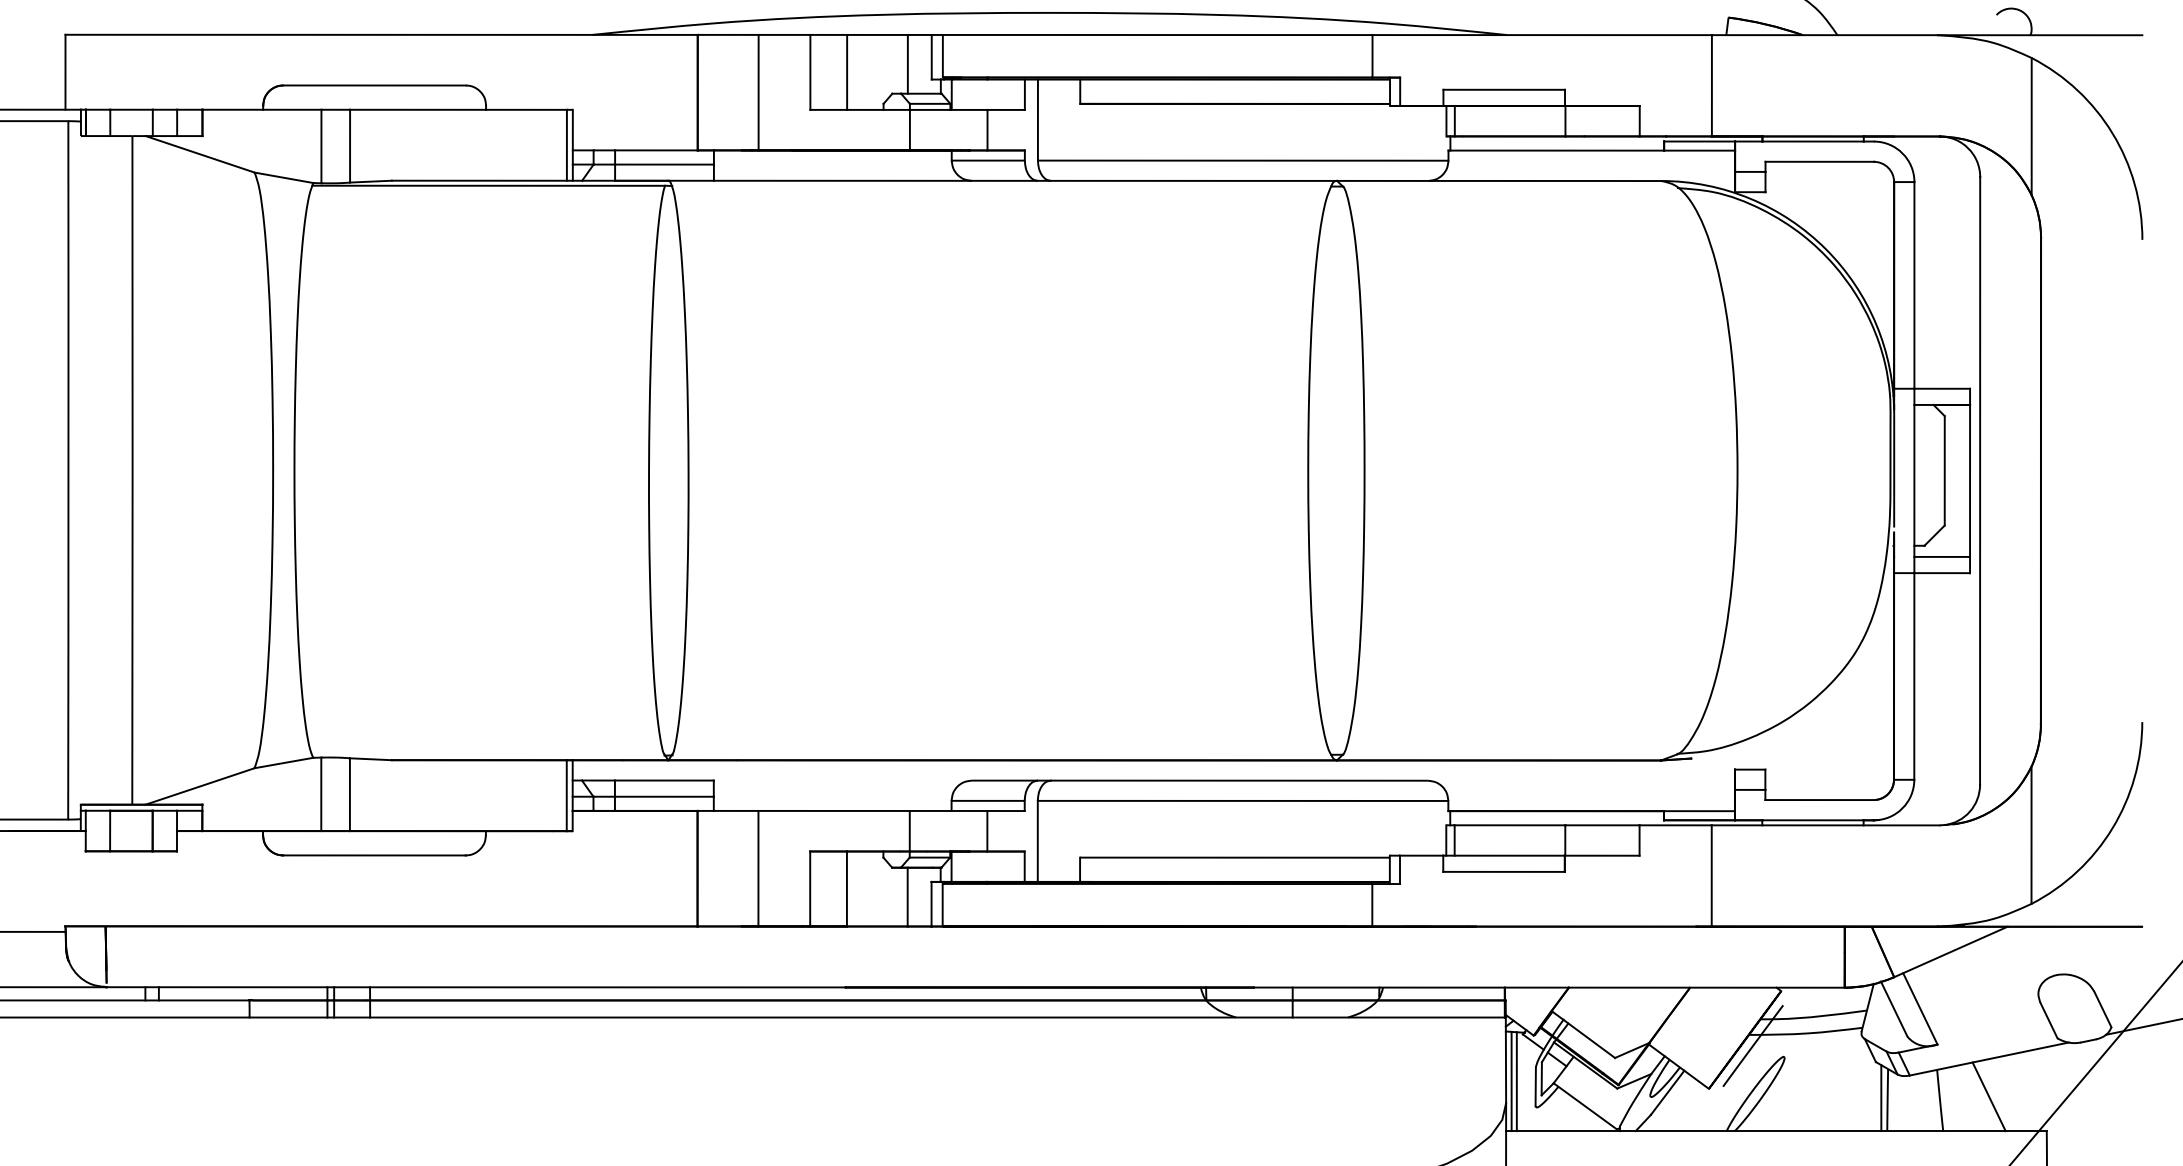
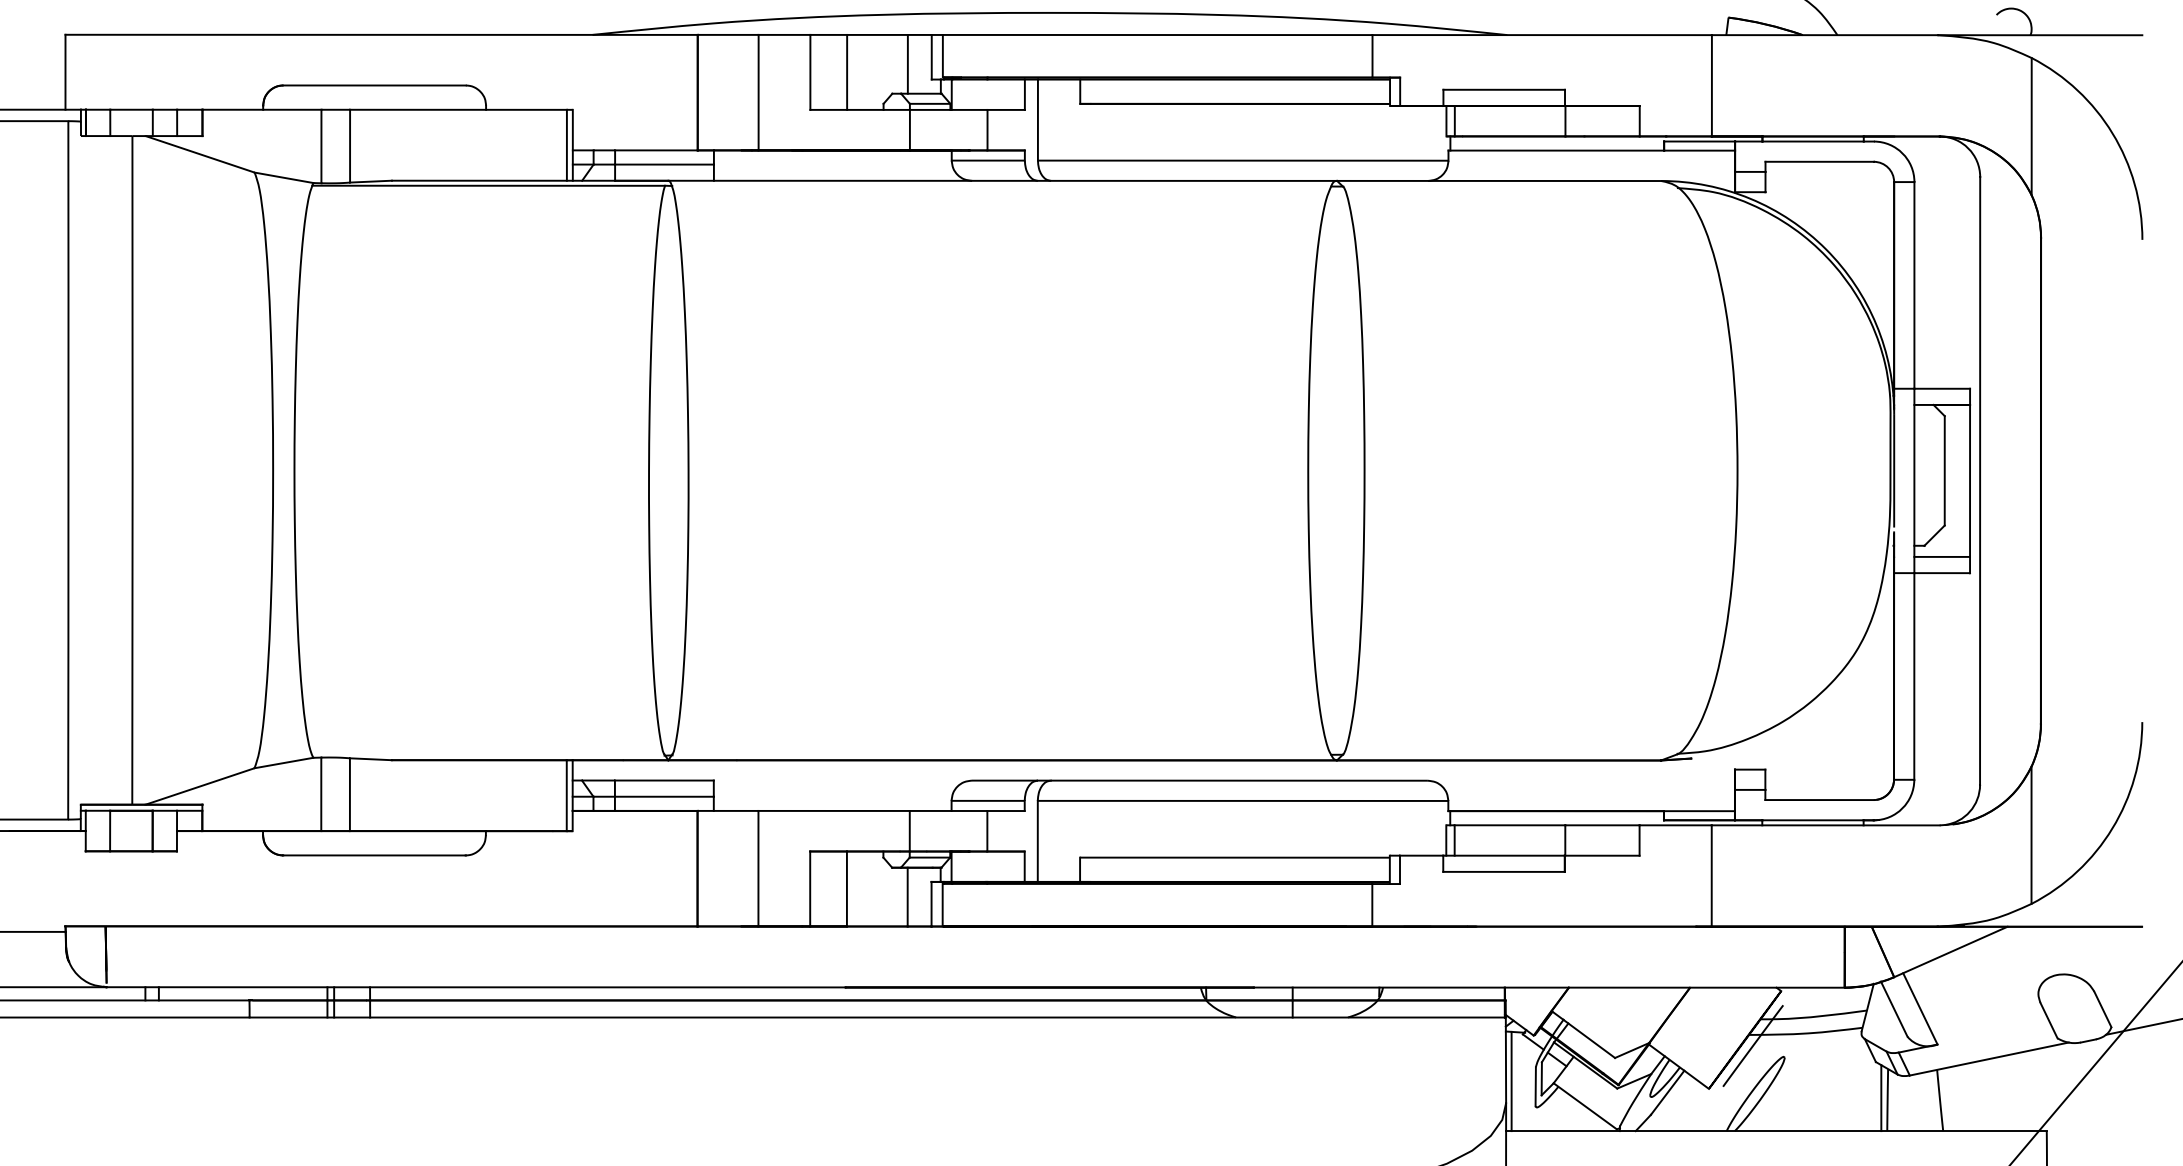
line: present -> none (1516, 1081)
line: present -> none (1988, 1096)
